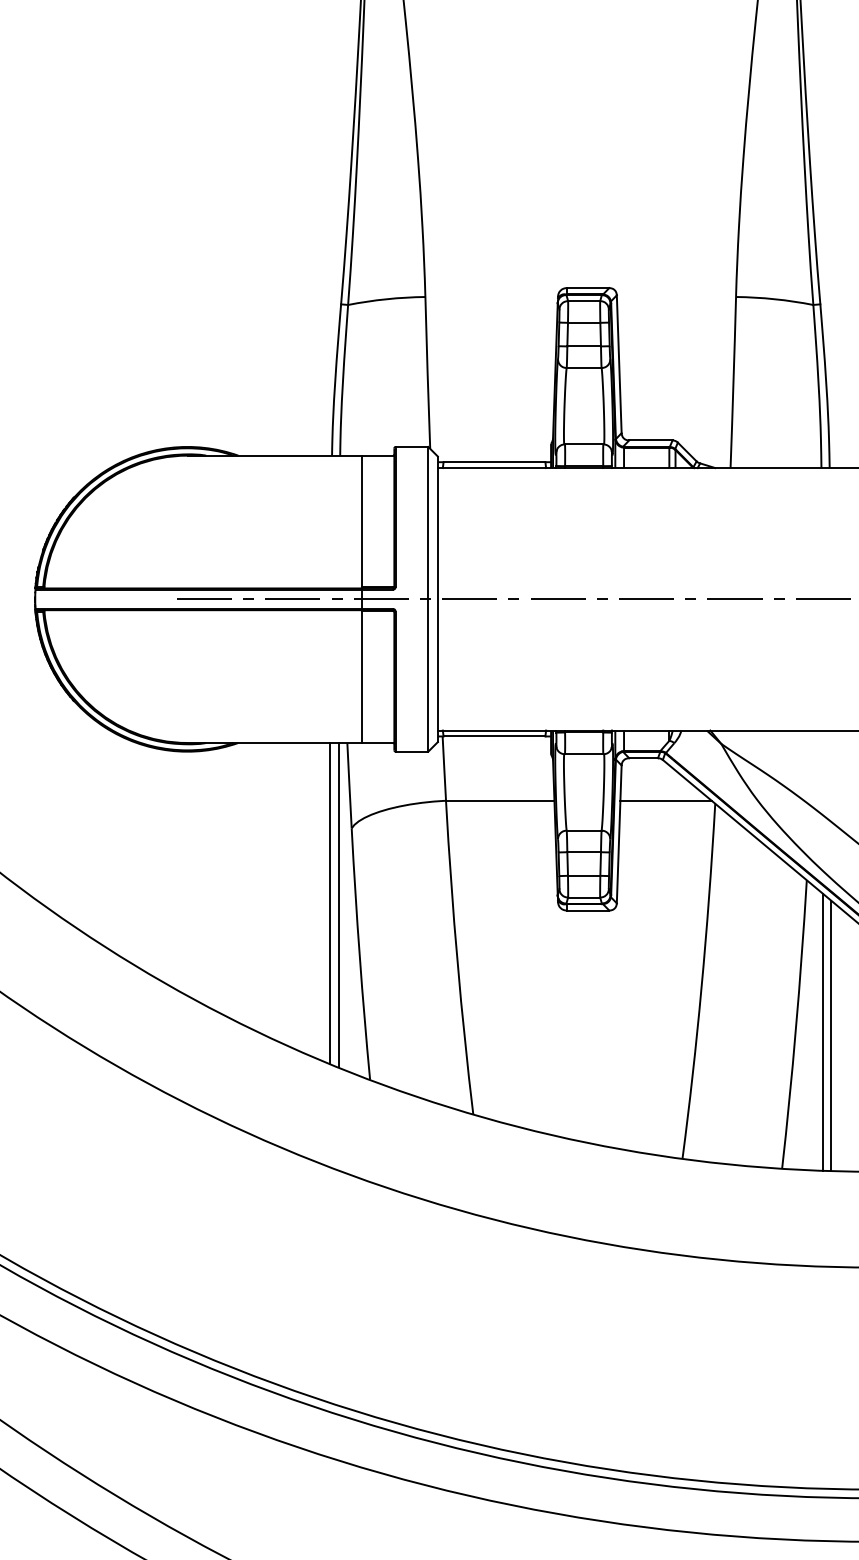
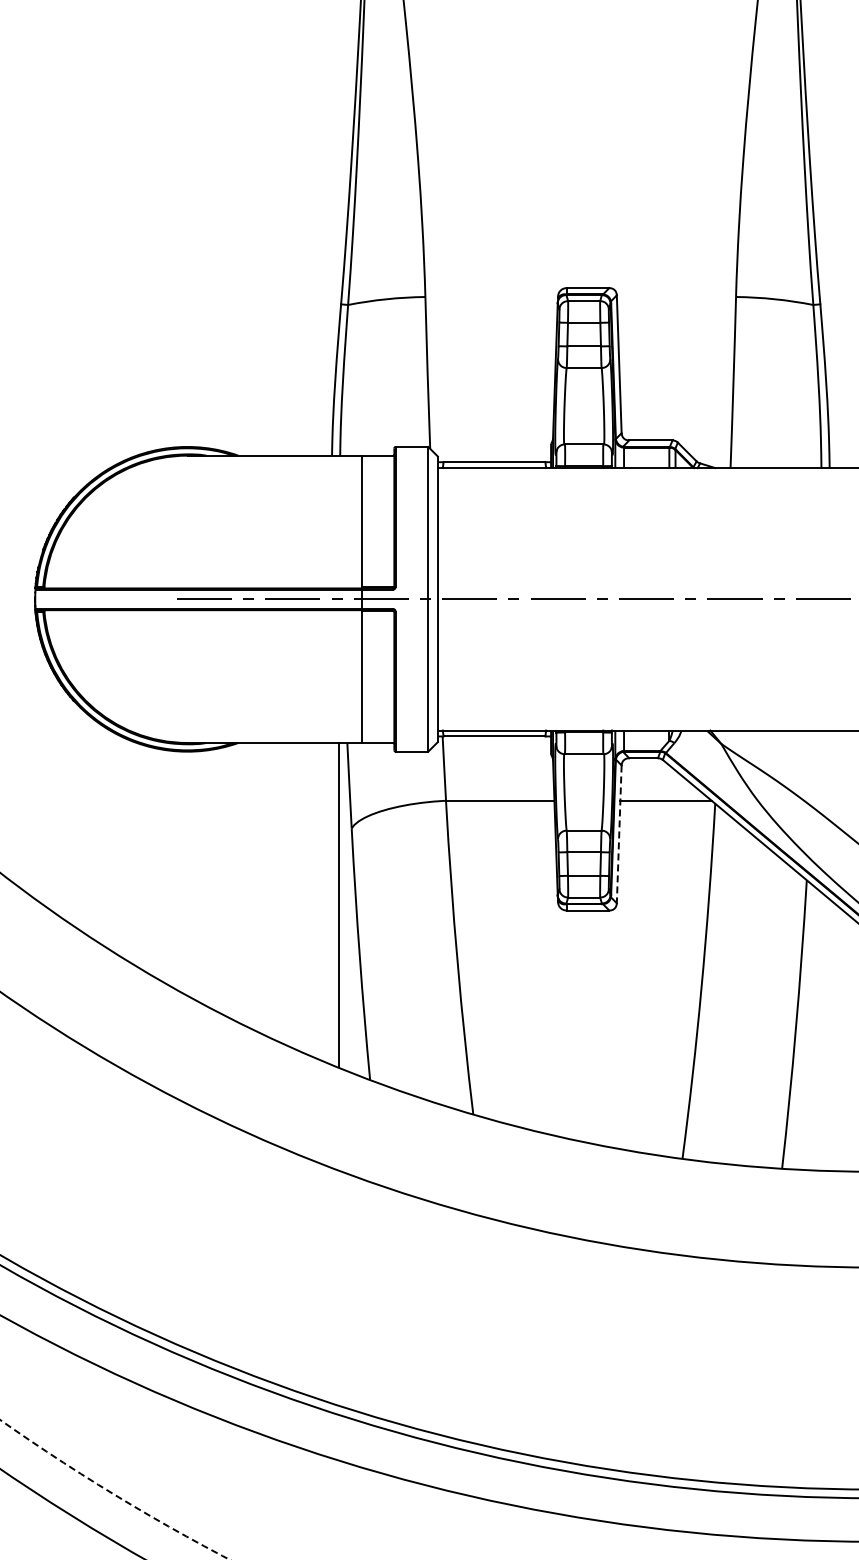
line: solid -> dashed (619, 834)
line: present -> none (330, 902)
line: present -> none (822, 1031)
line: present -> none (831, 1035)
arc: solid -> dashed (113, 1494)
